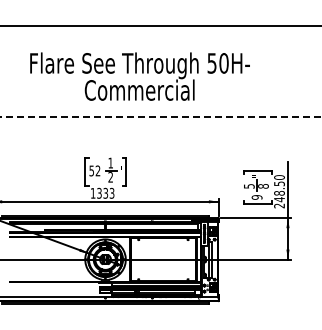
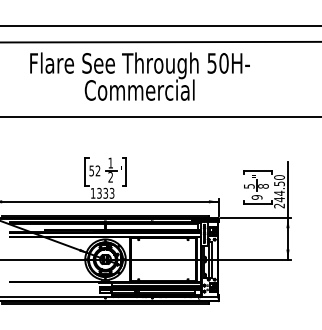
line: none -> present (160, 41)
line: dashed -> solid (161, 116)
text: 248.50 -> 244.50 (279, 192)
